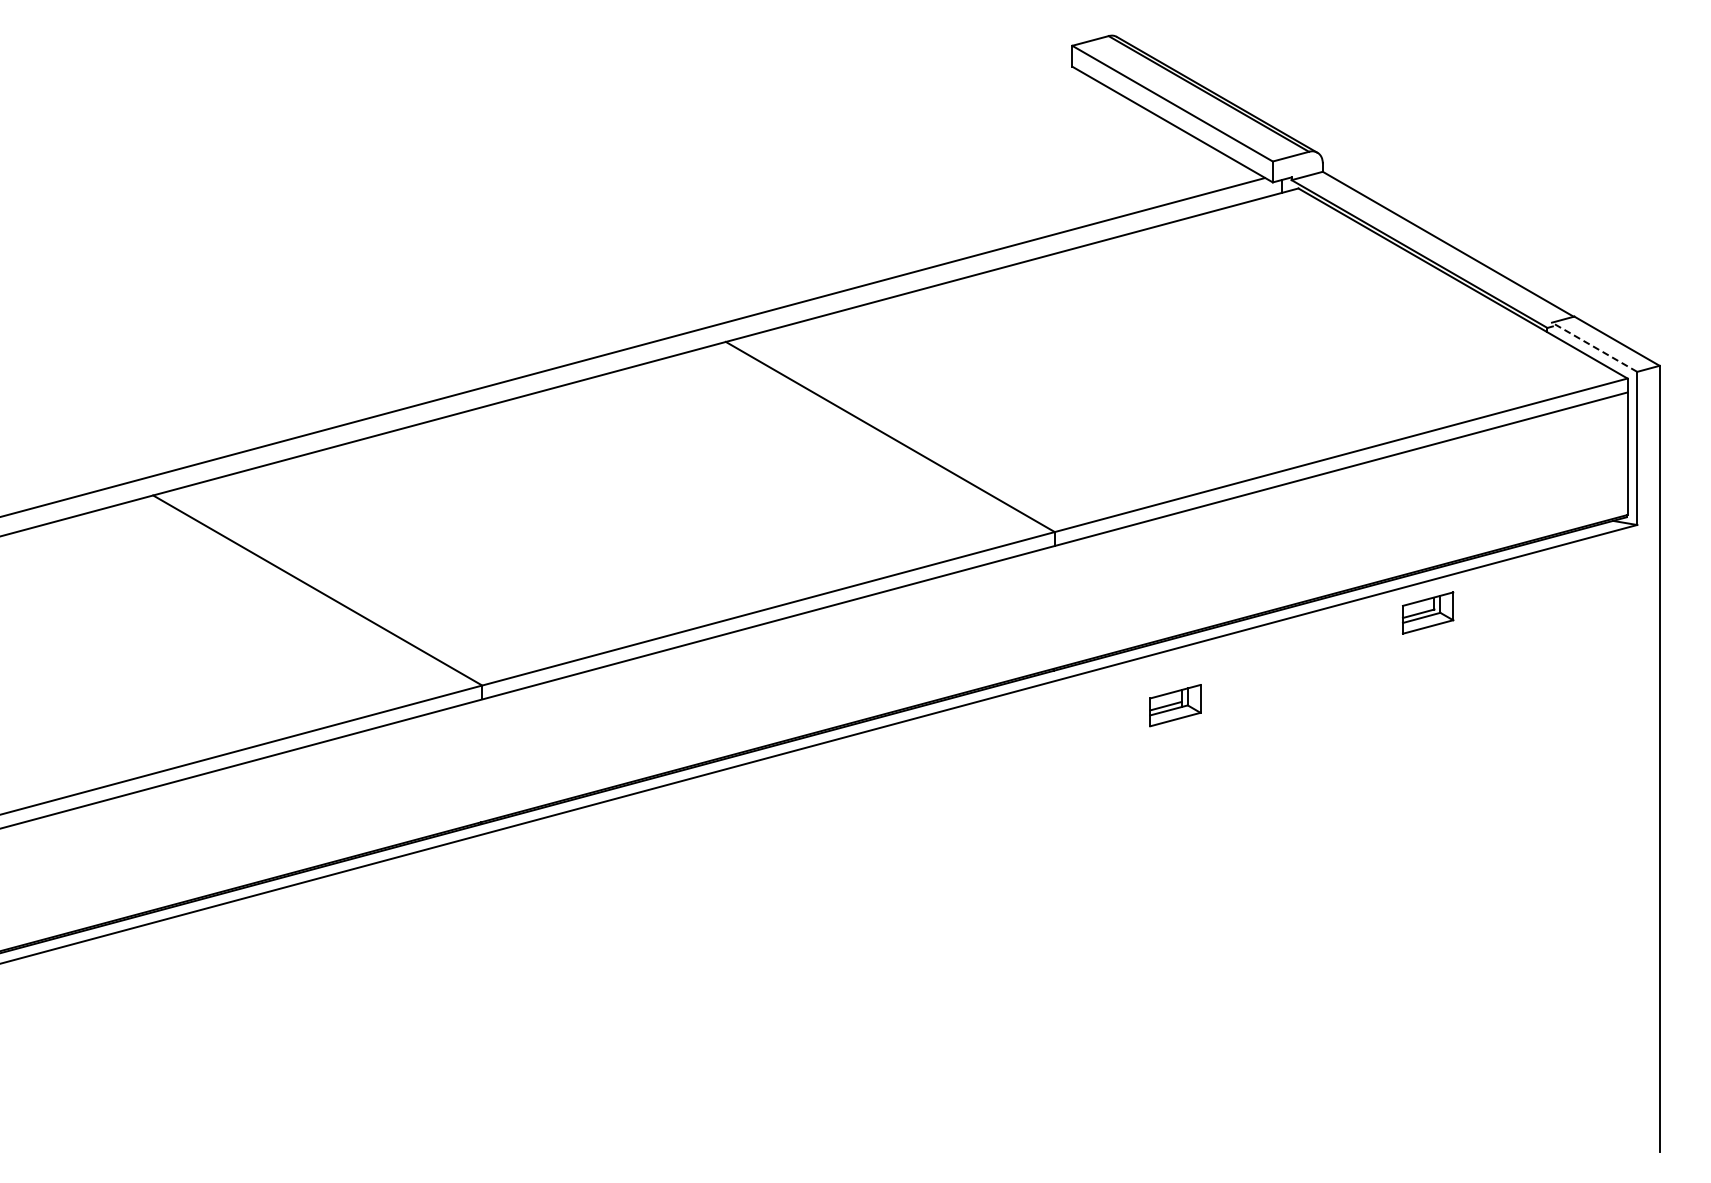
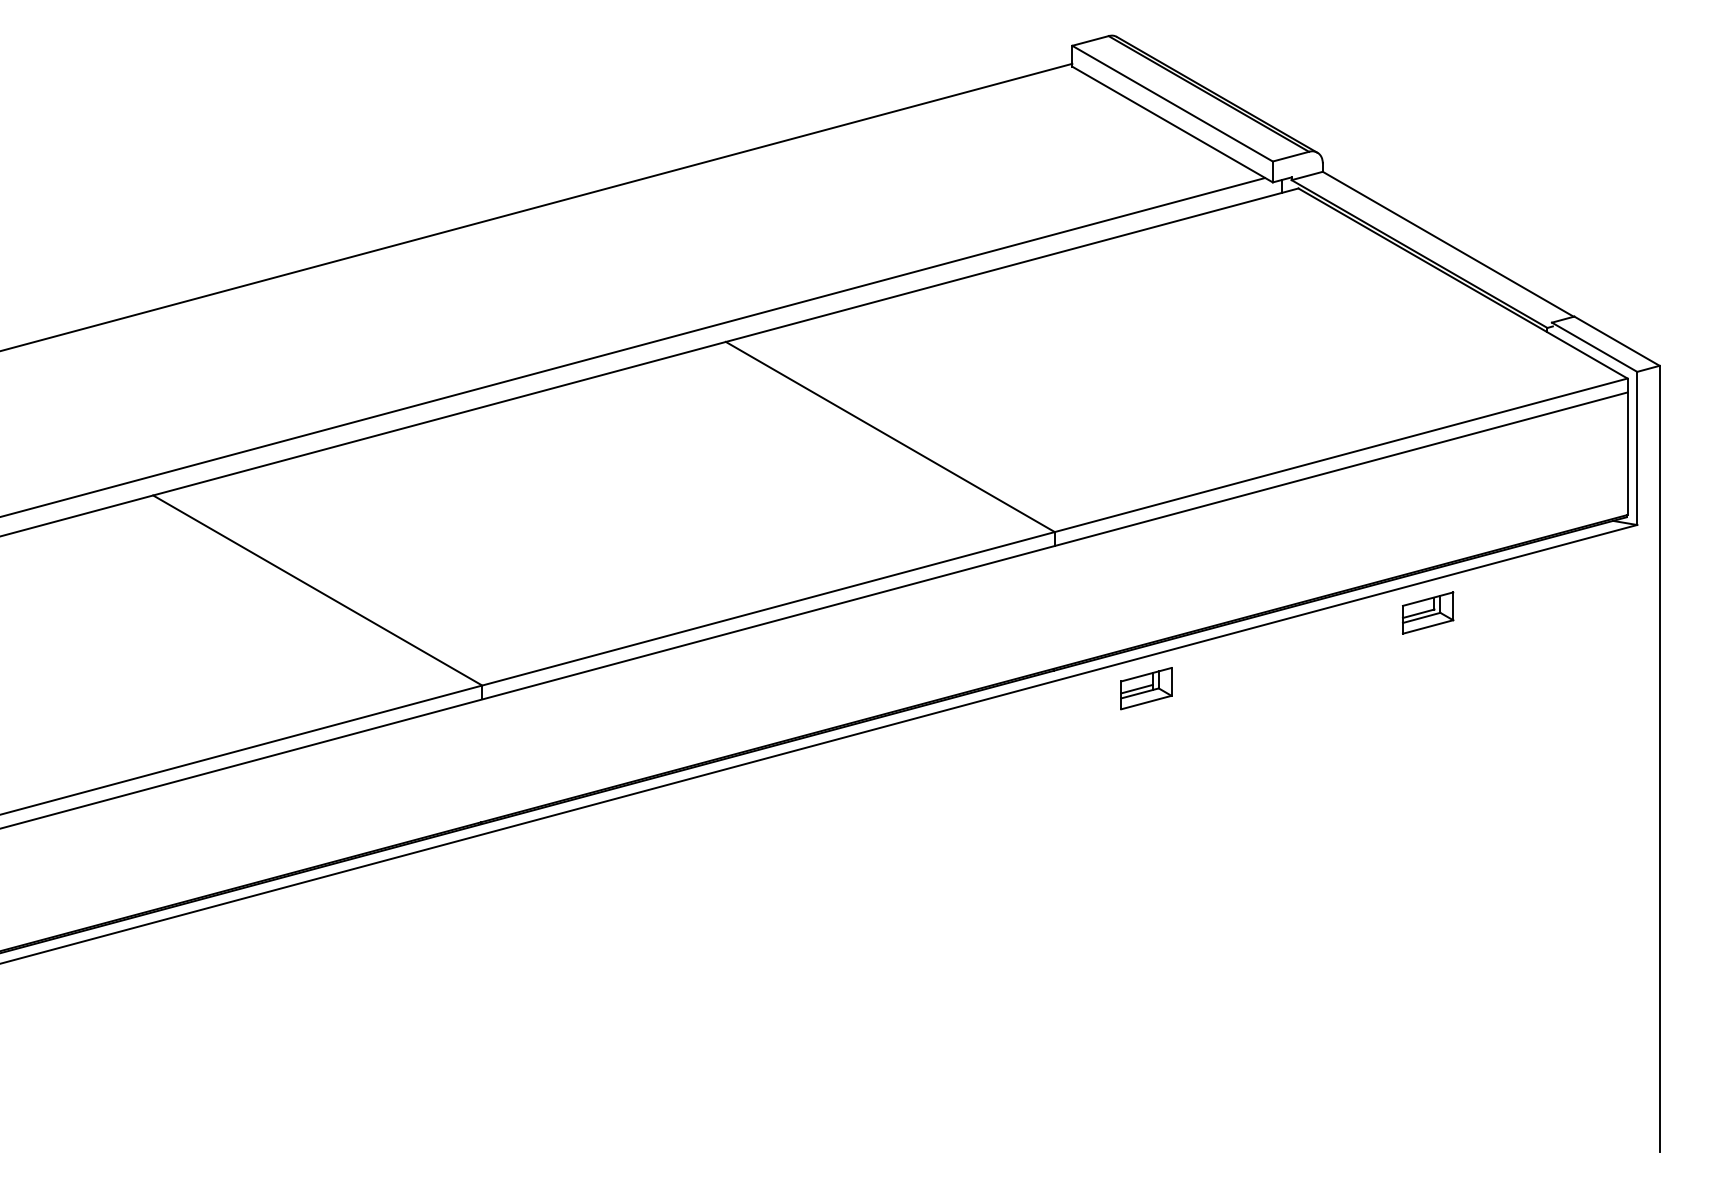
line: none -> present (537, 206)
line: dashed -> solid (1594, 347)
part position: (1175, 705) -> (1146, 688) (1146, 688)
